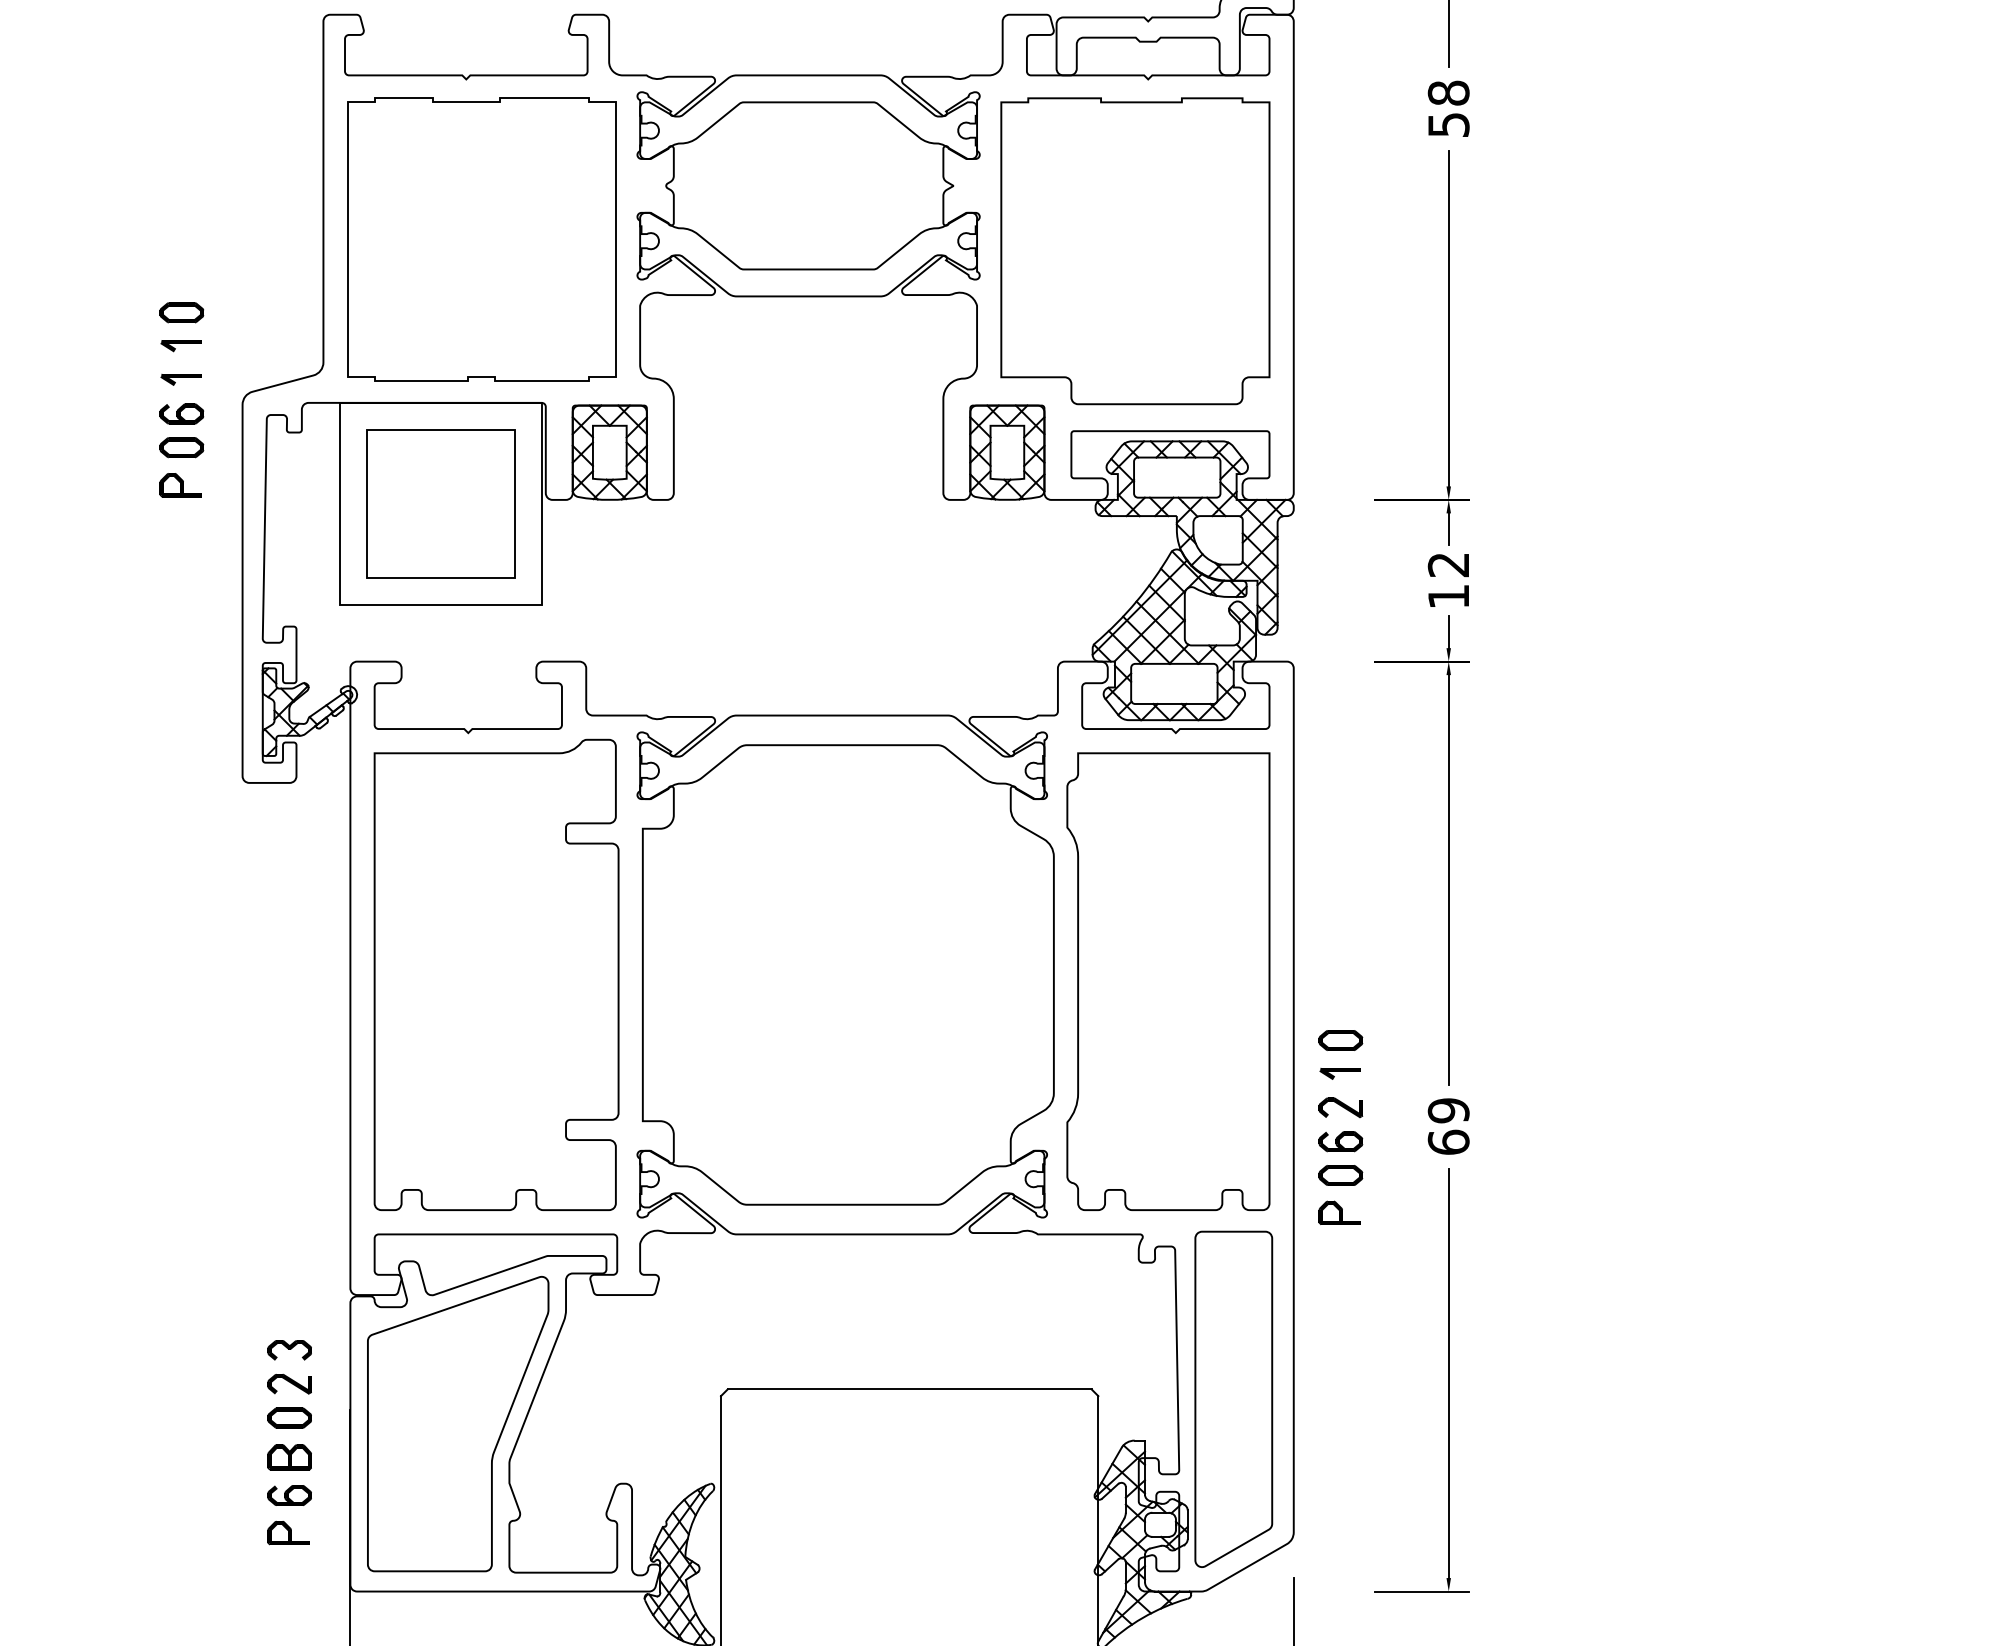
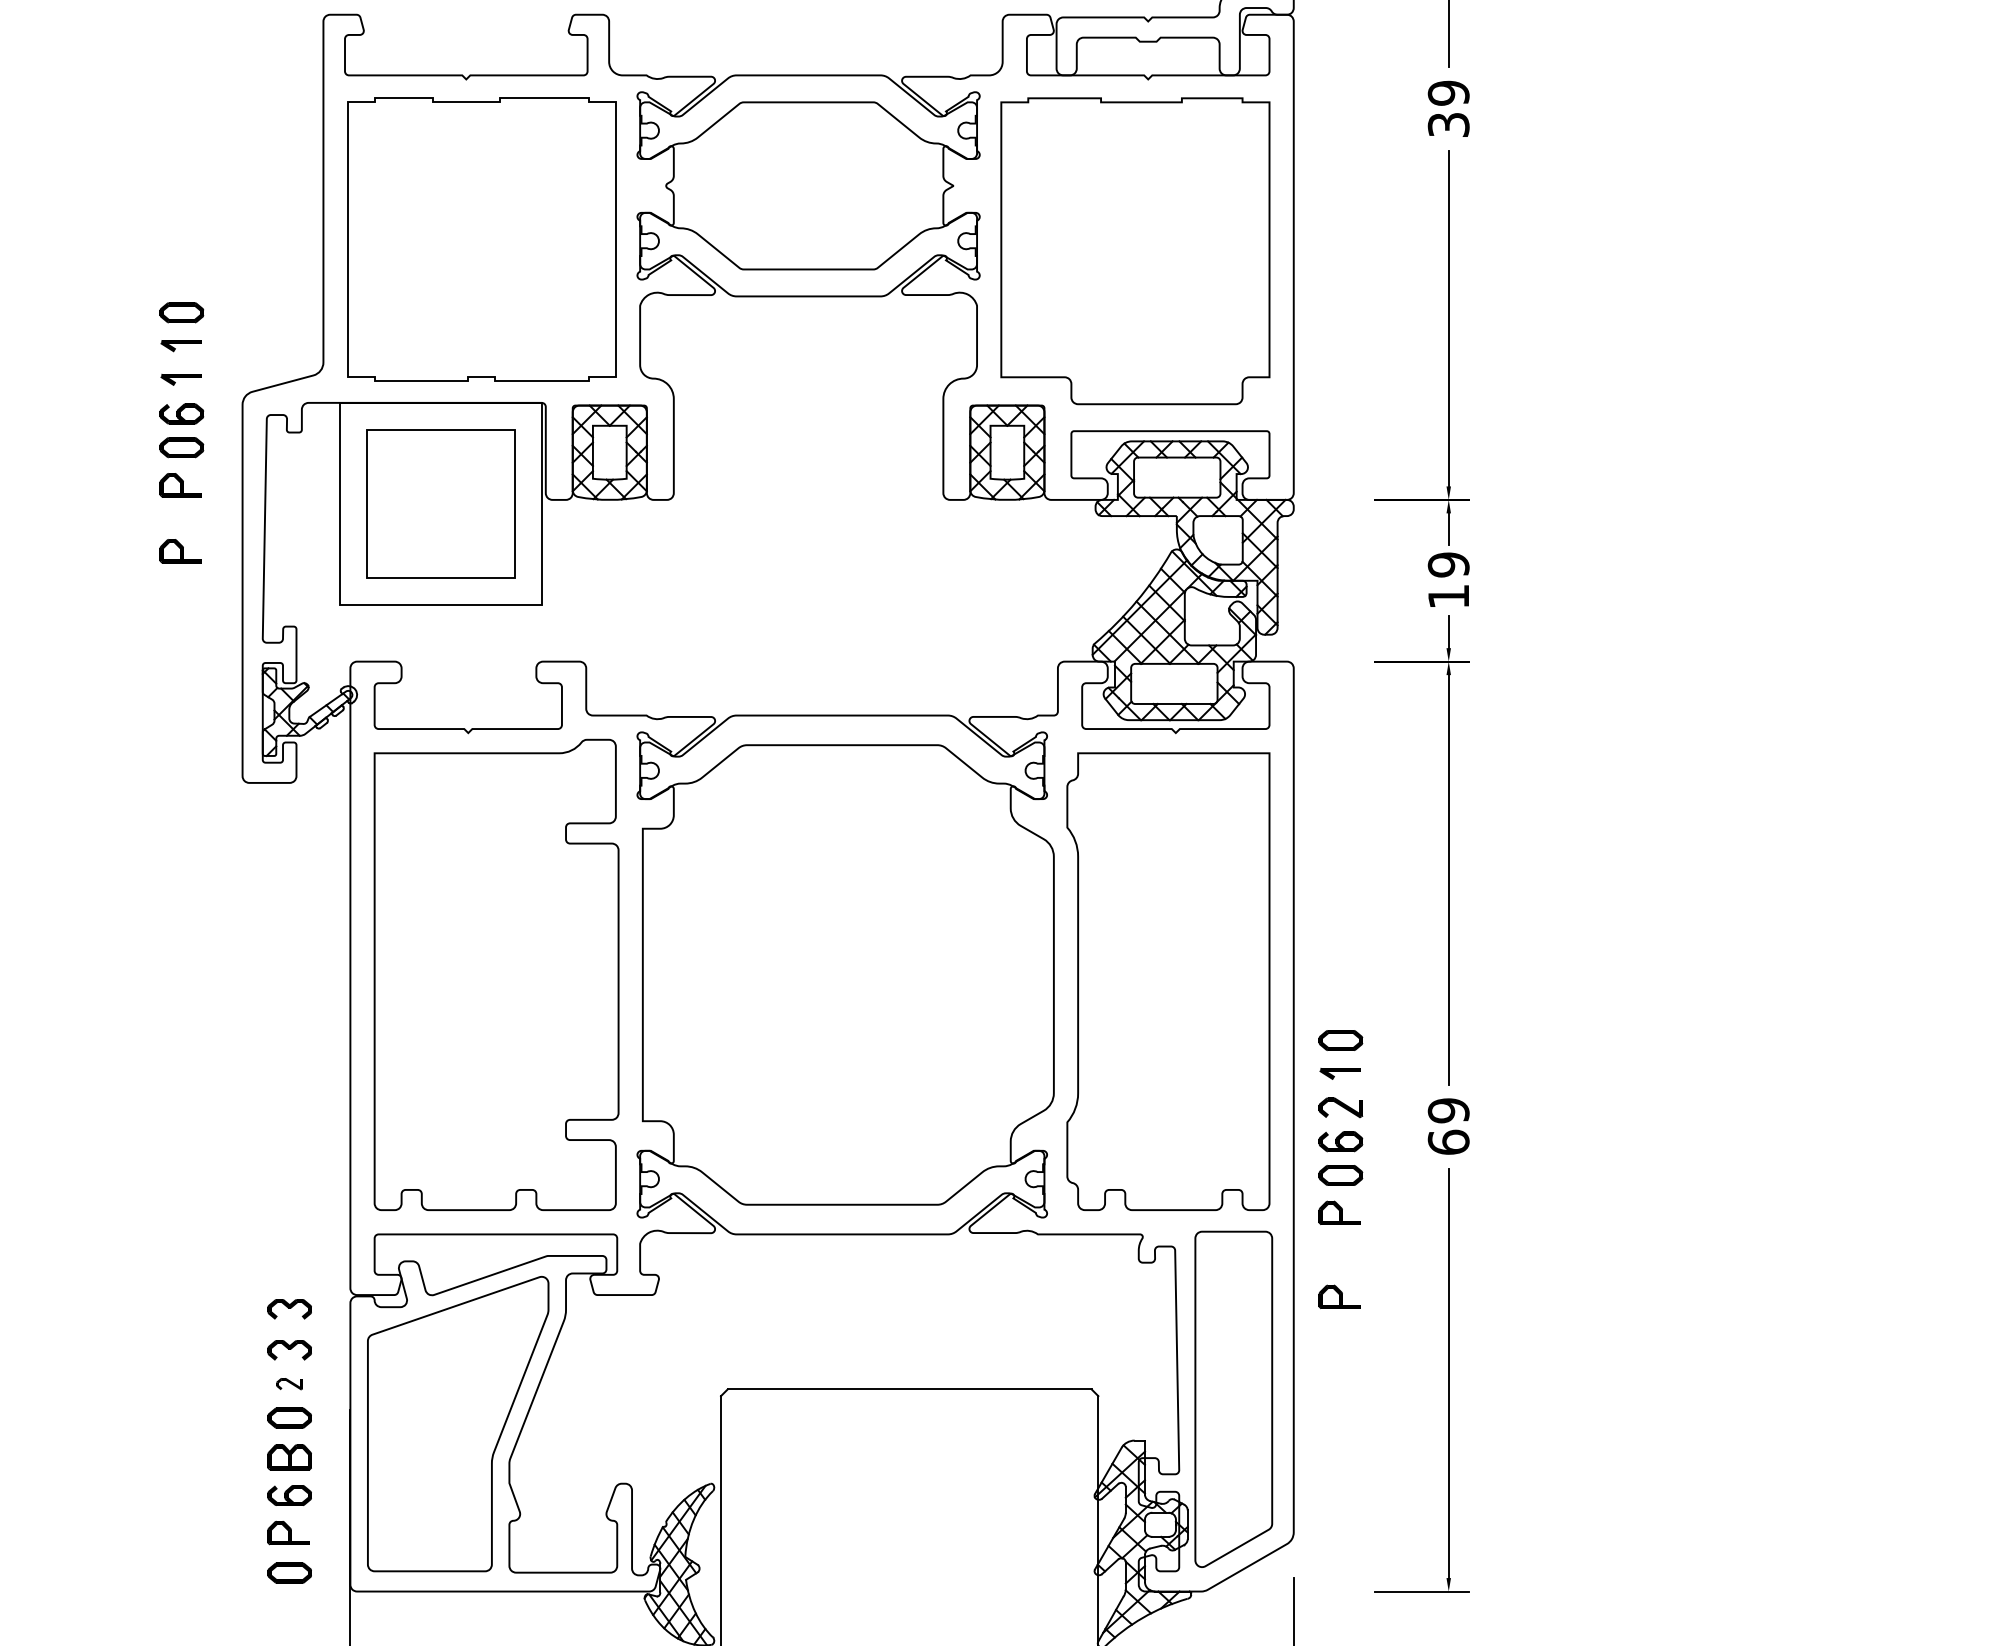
text: 58 -> 39 (1448, 108)
part: none -> present (180, 551)
text: 12 -> 19 (1448, 564)
part: none -> present (1339, 1296)
part: none -> present (289, 1309)
part size: 45x22 px -> 27x13 px (289, 1384)
part: none -> present (289, 1572)
